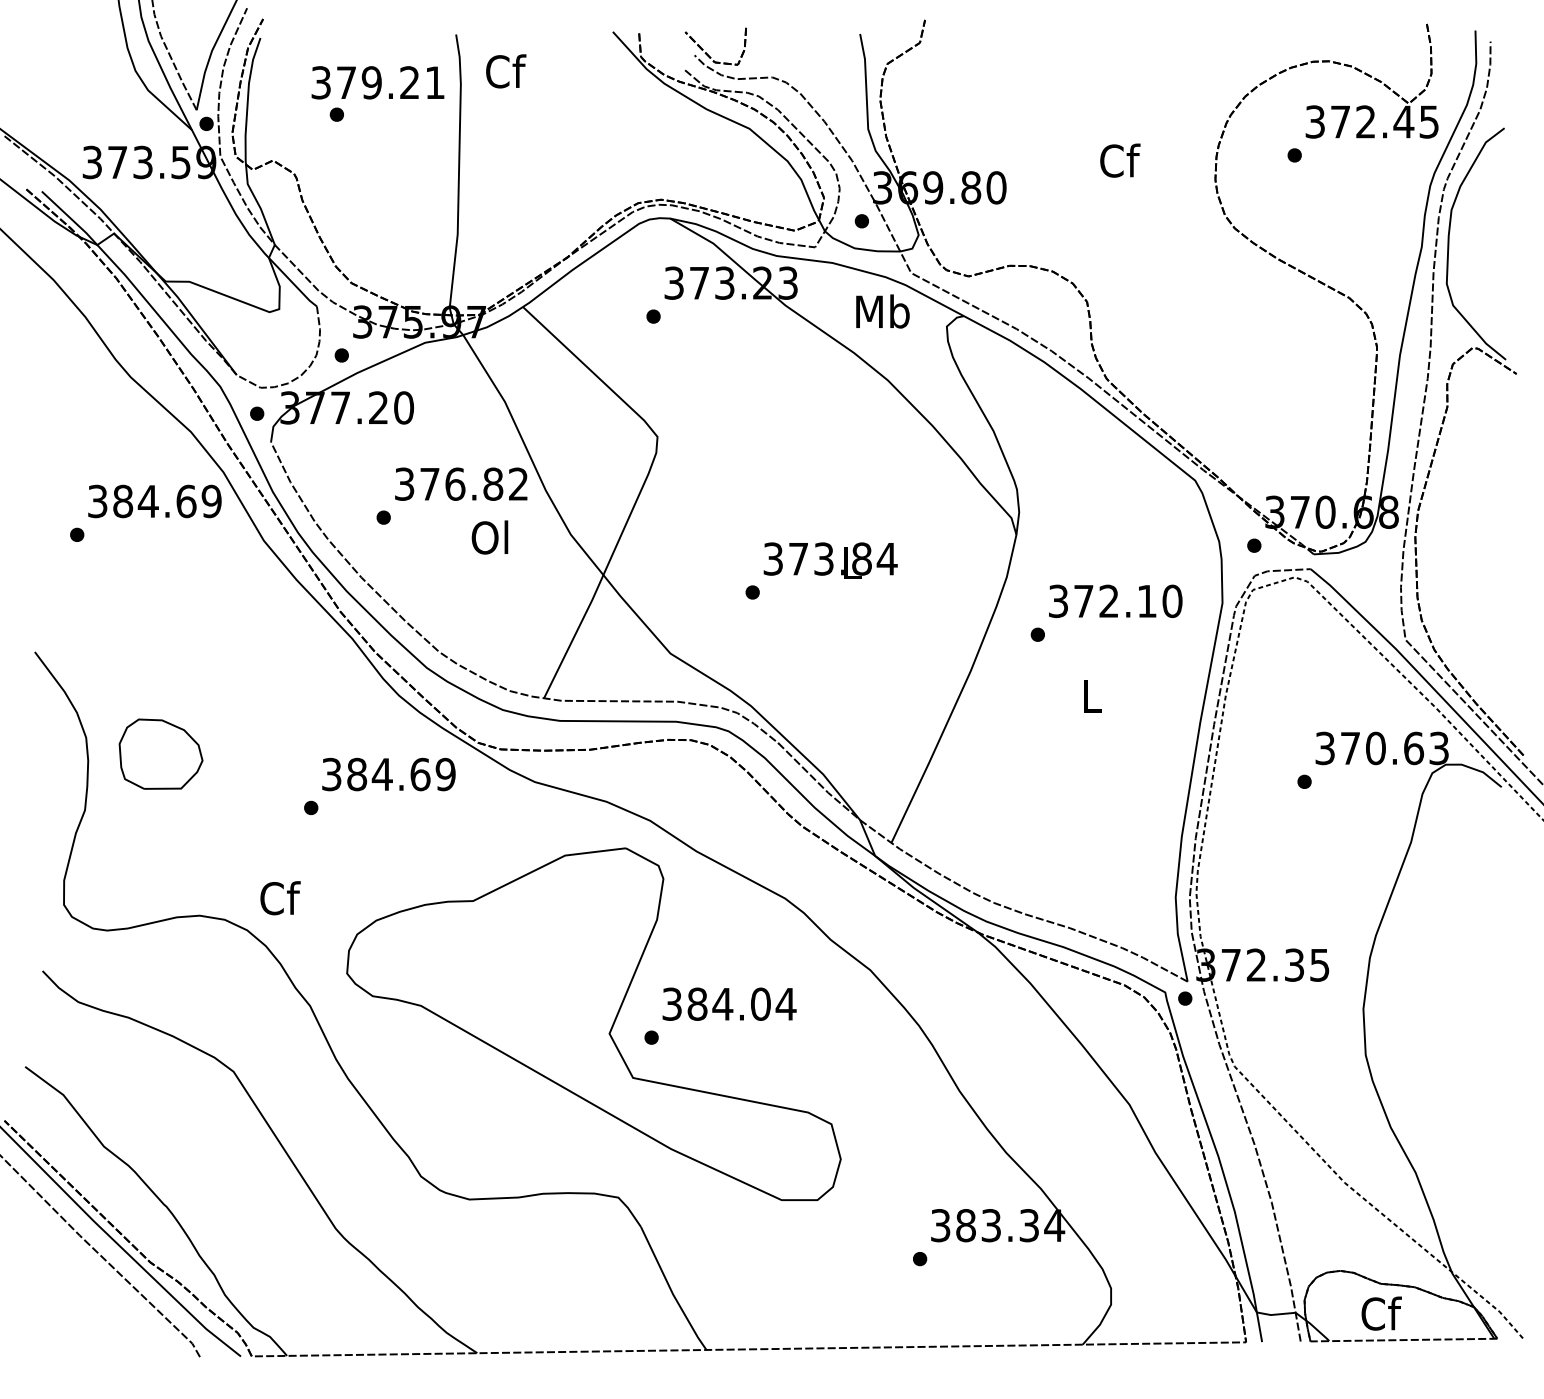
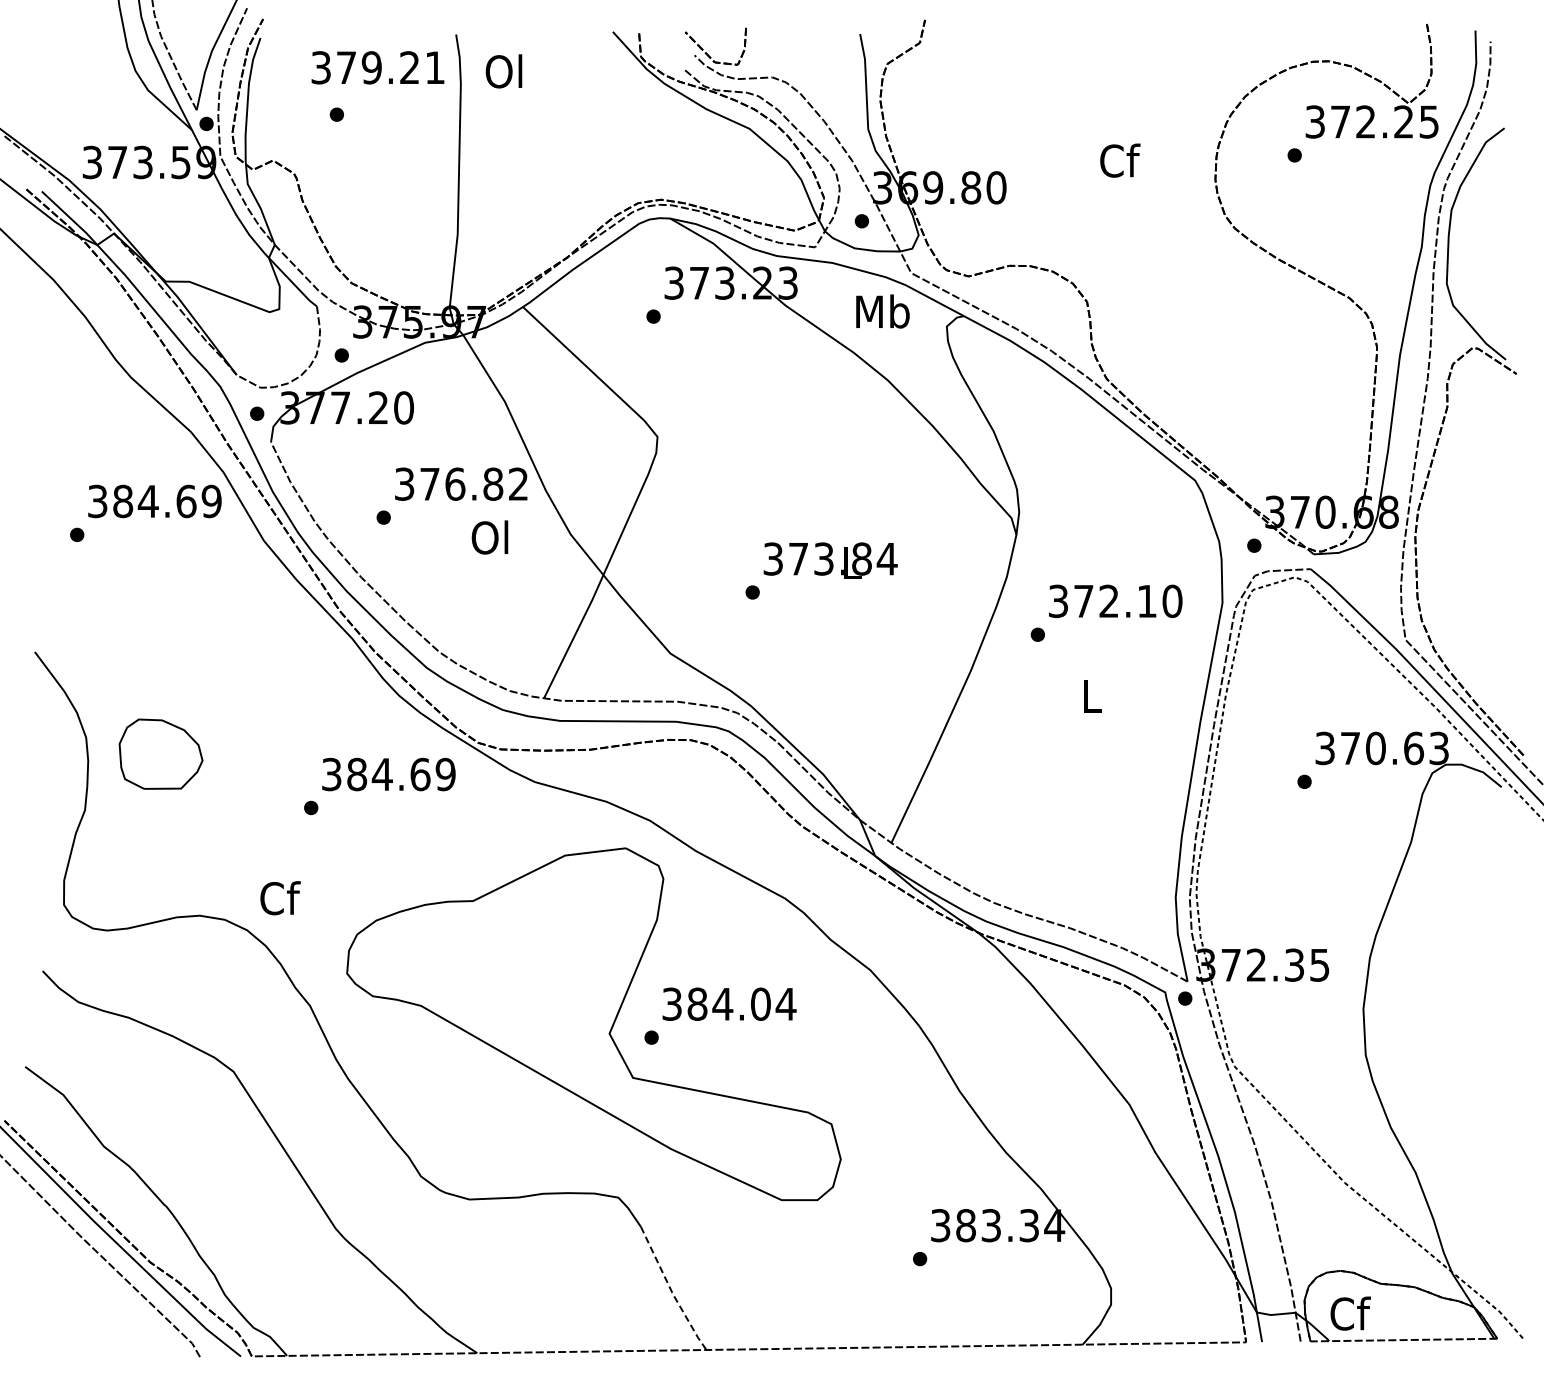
text: Cf -> Ol (505, 71)
text position: (377, 82) -> (377, 67) (377, 67)
text: 372.45 -> 372.25 (1403, 121)
line: solid -> dashed (671, 1290)
text position: (1381, 1313) -> (1350, 1313) (1350, 1313)
